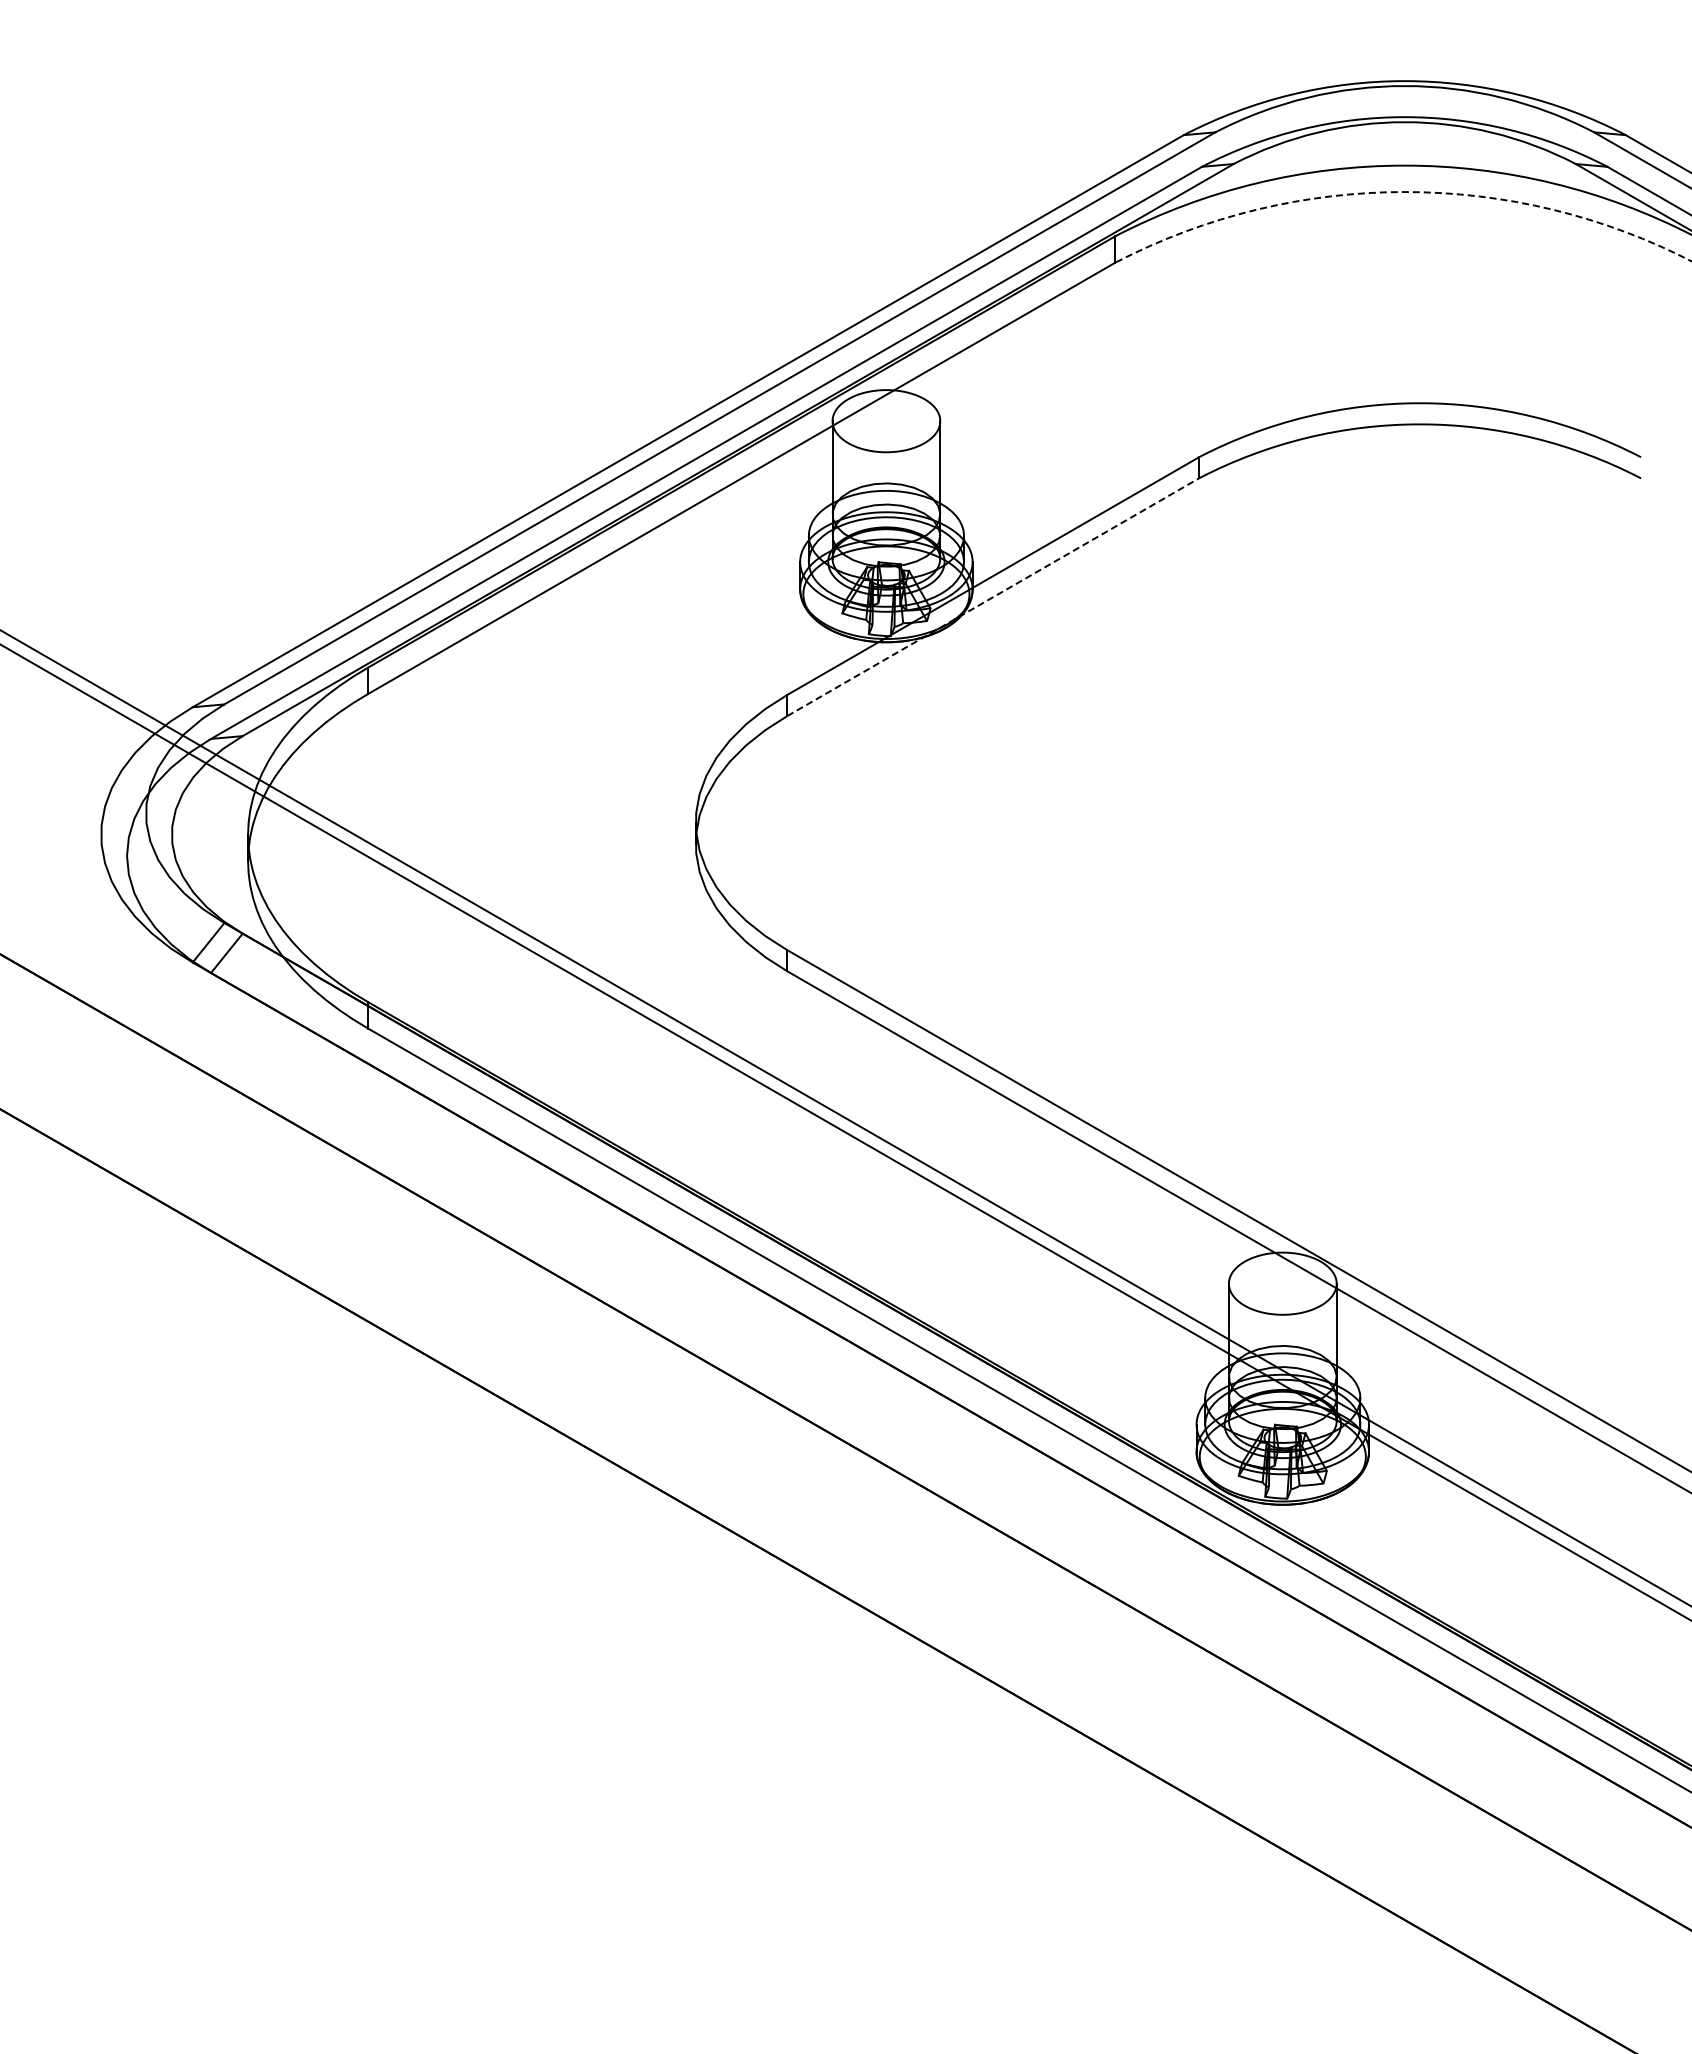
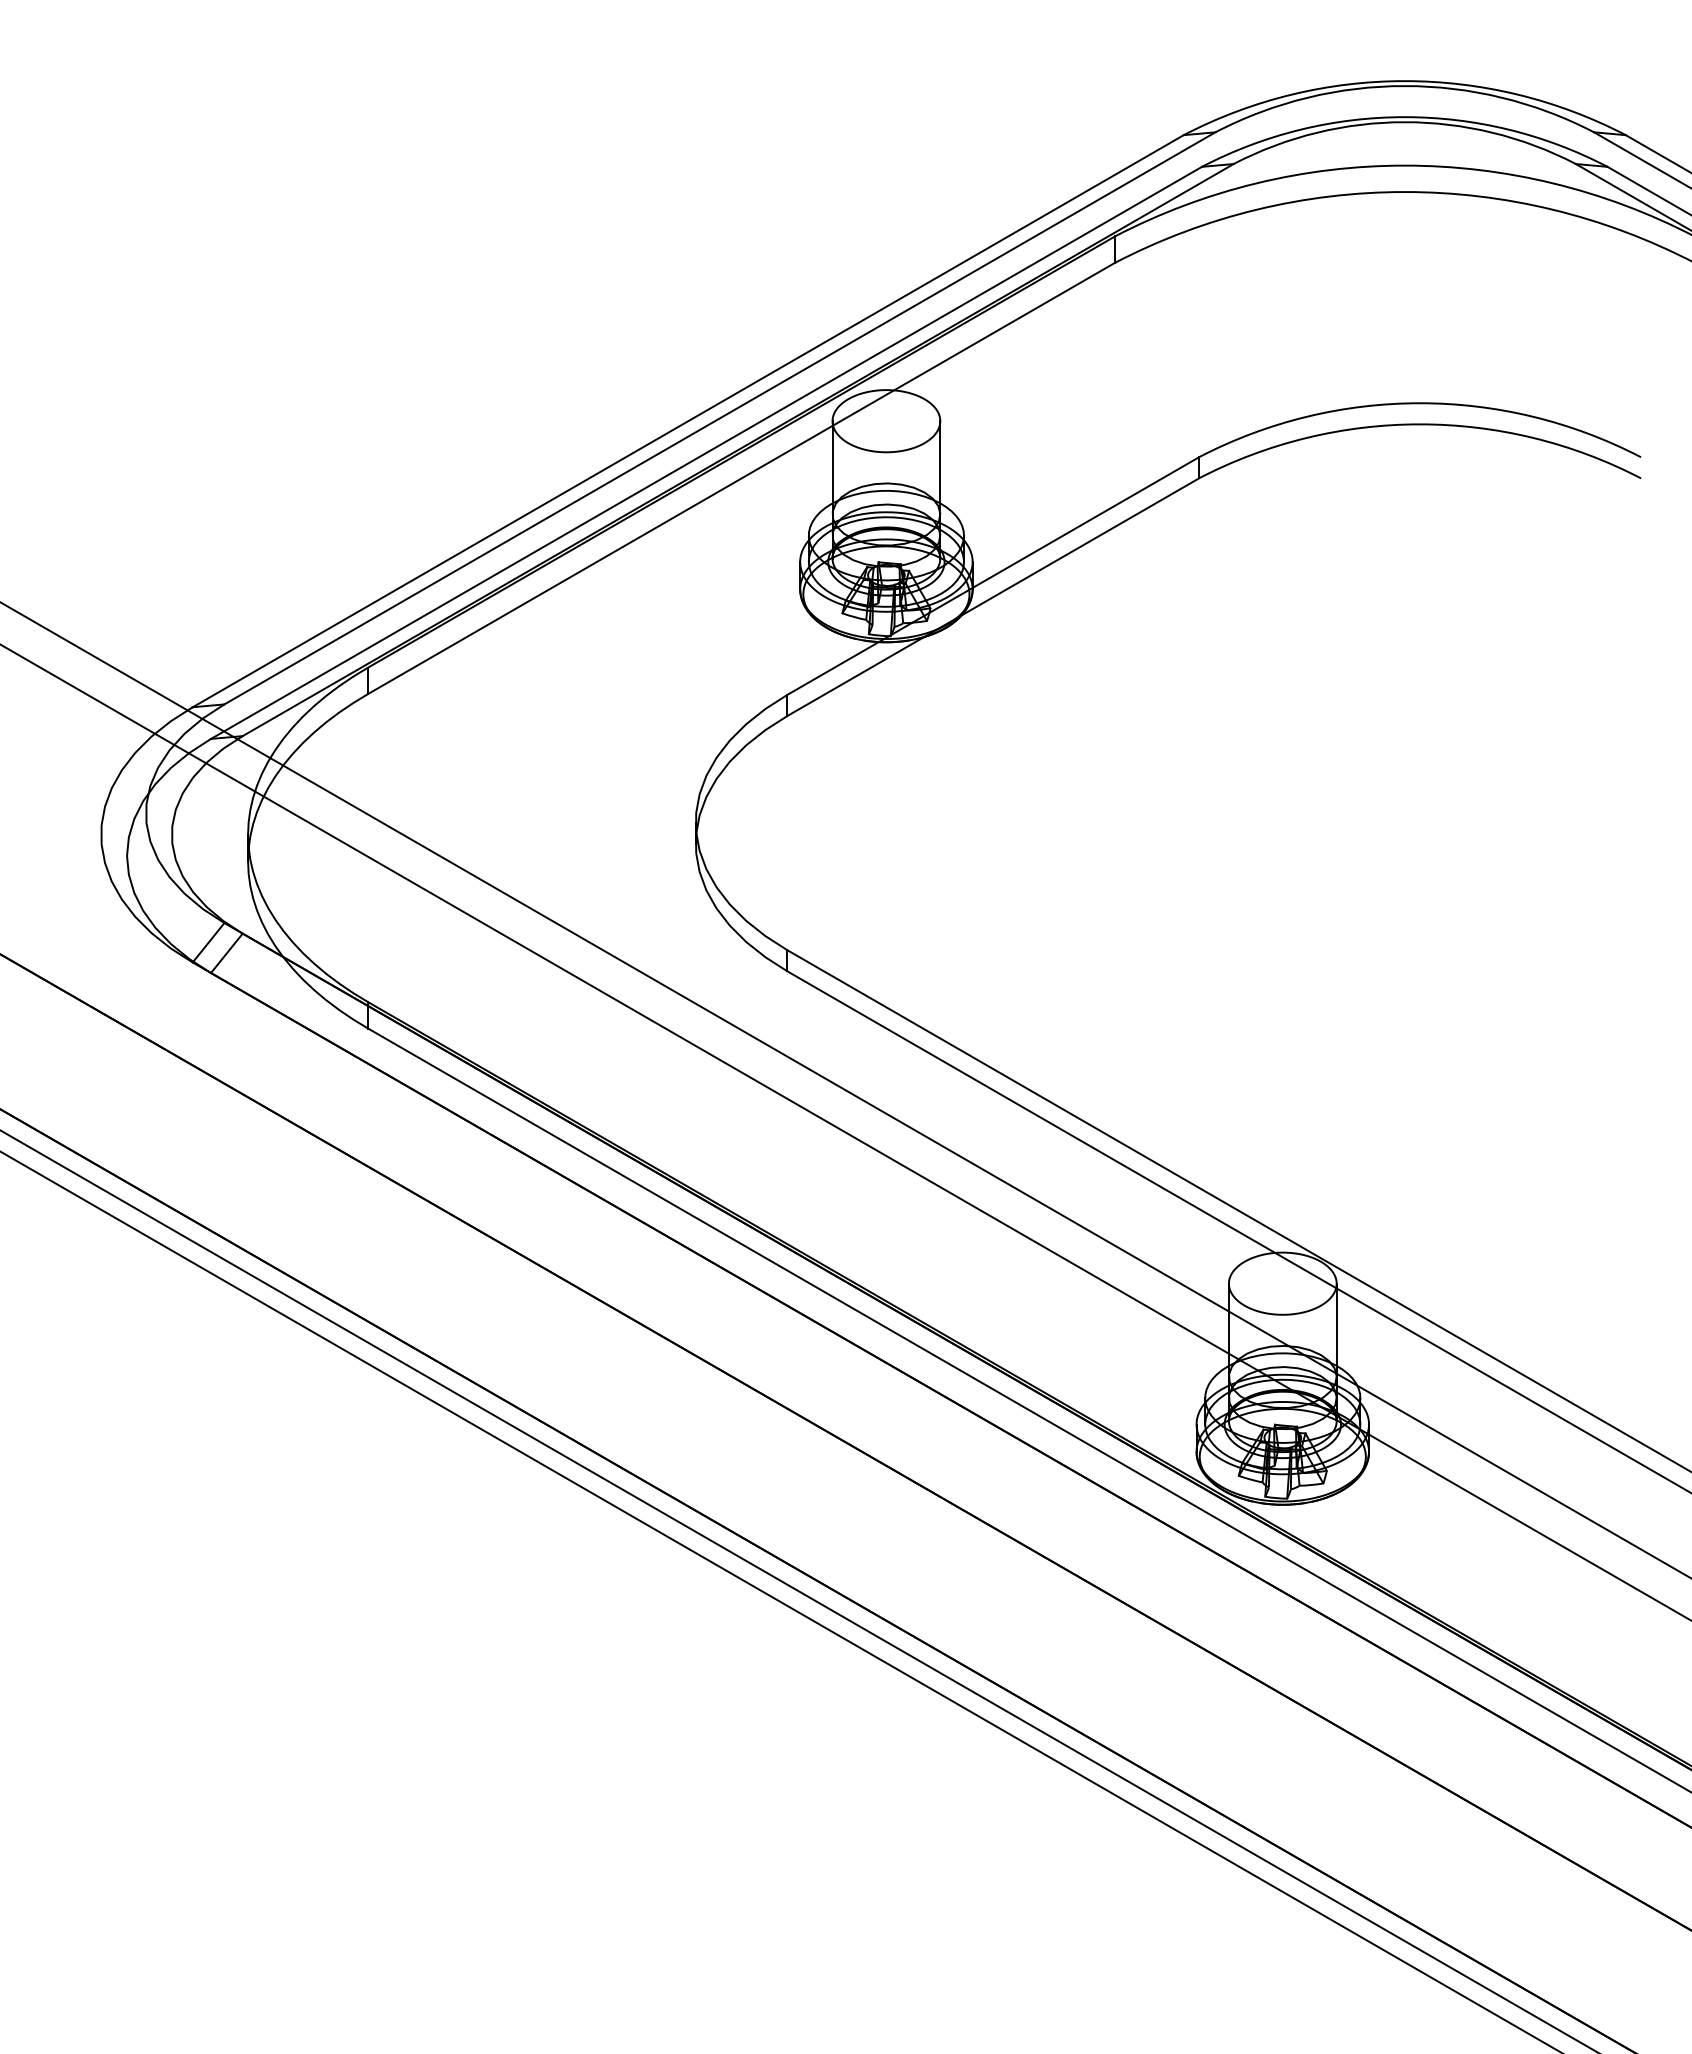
arc: dashed -> solid (1403, 192)
line: dashed -> solid (993, 597)
line position: (845, 1117) -> (845, 1089) (845, 1089)
line: none -> present (798, 1590)
line: none -> present (780, 1601)
